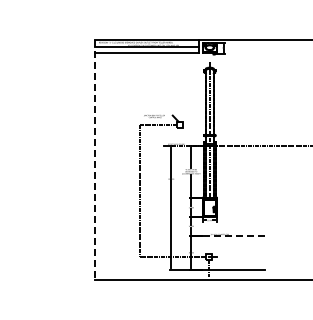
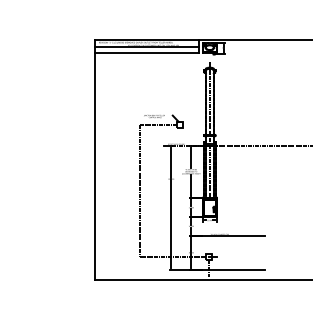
line: dashed -> solid (95, 160)
line: dashed -> solid (233, 235)
